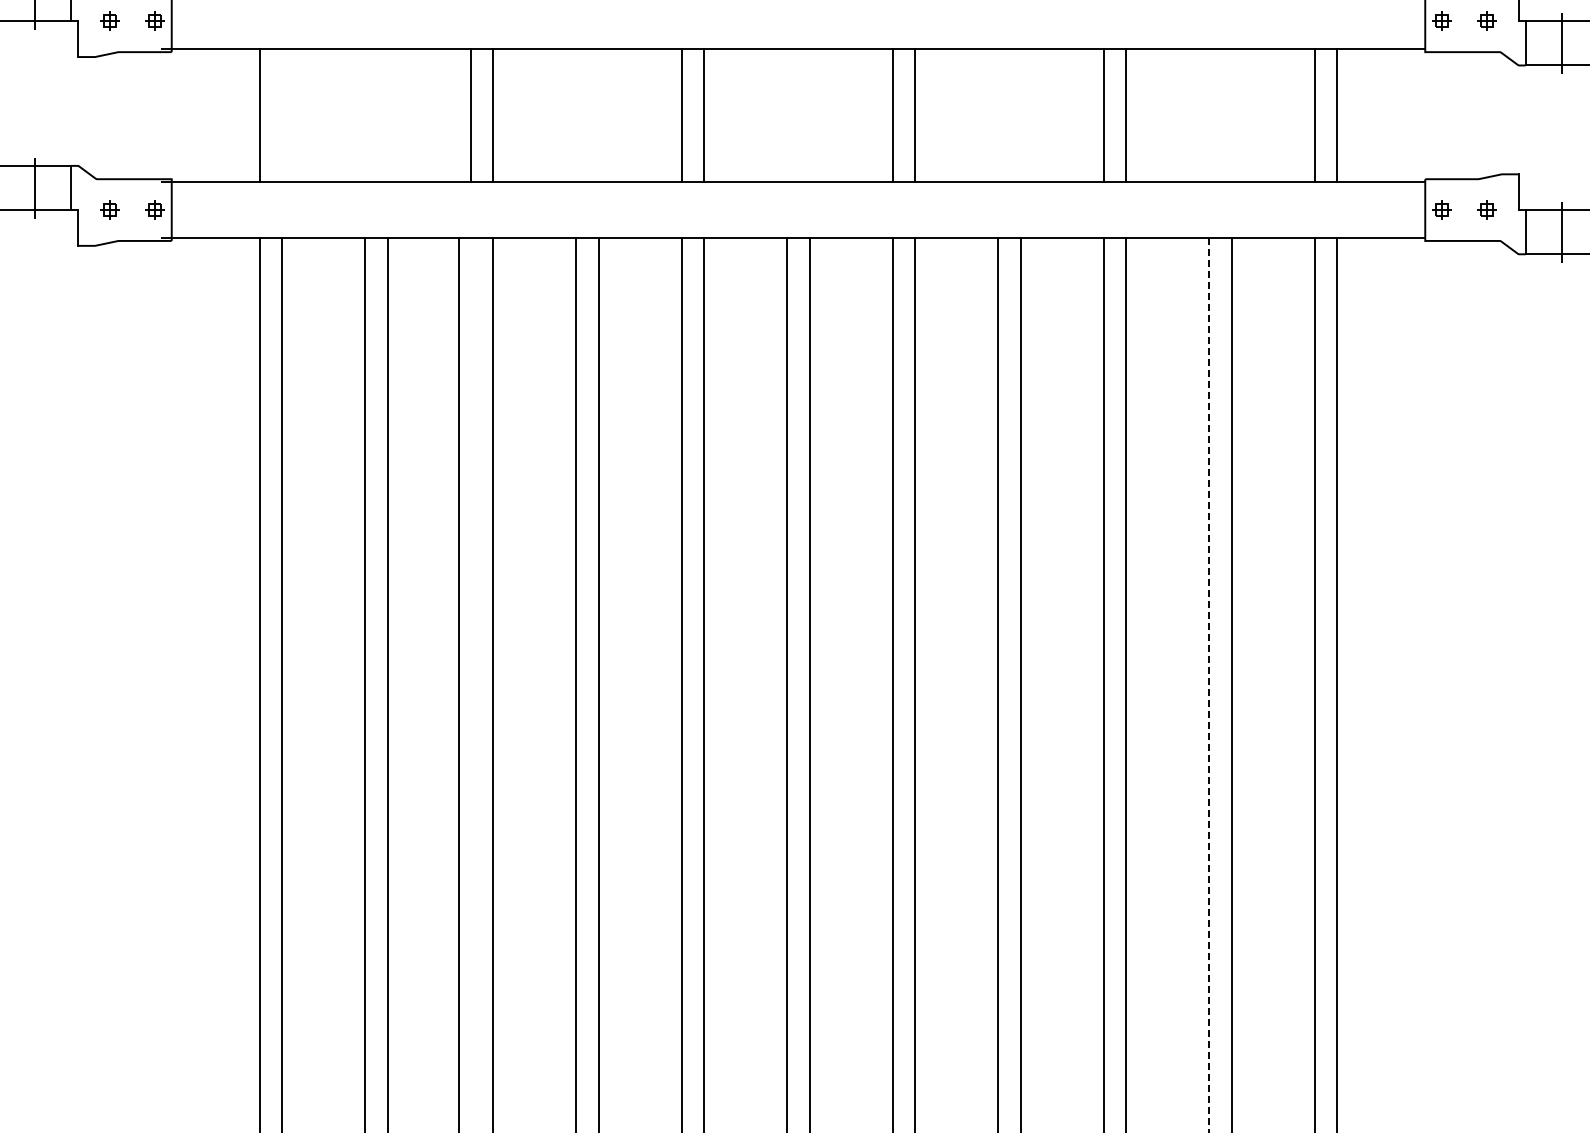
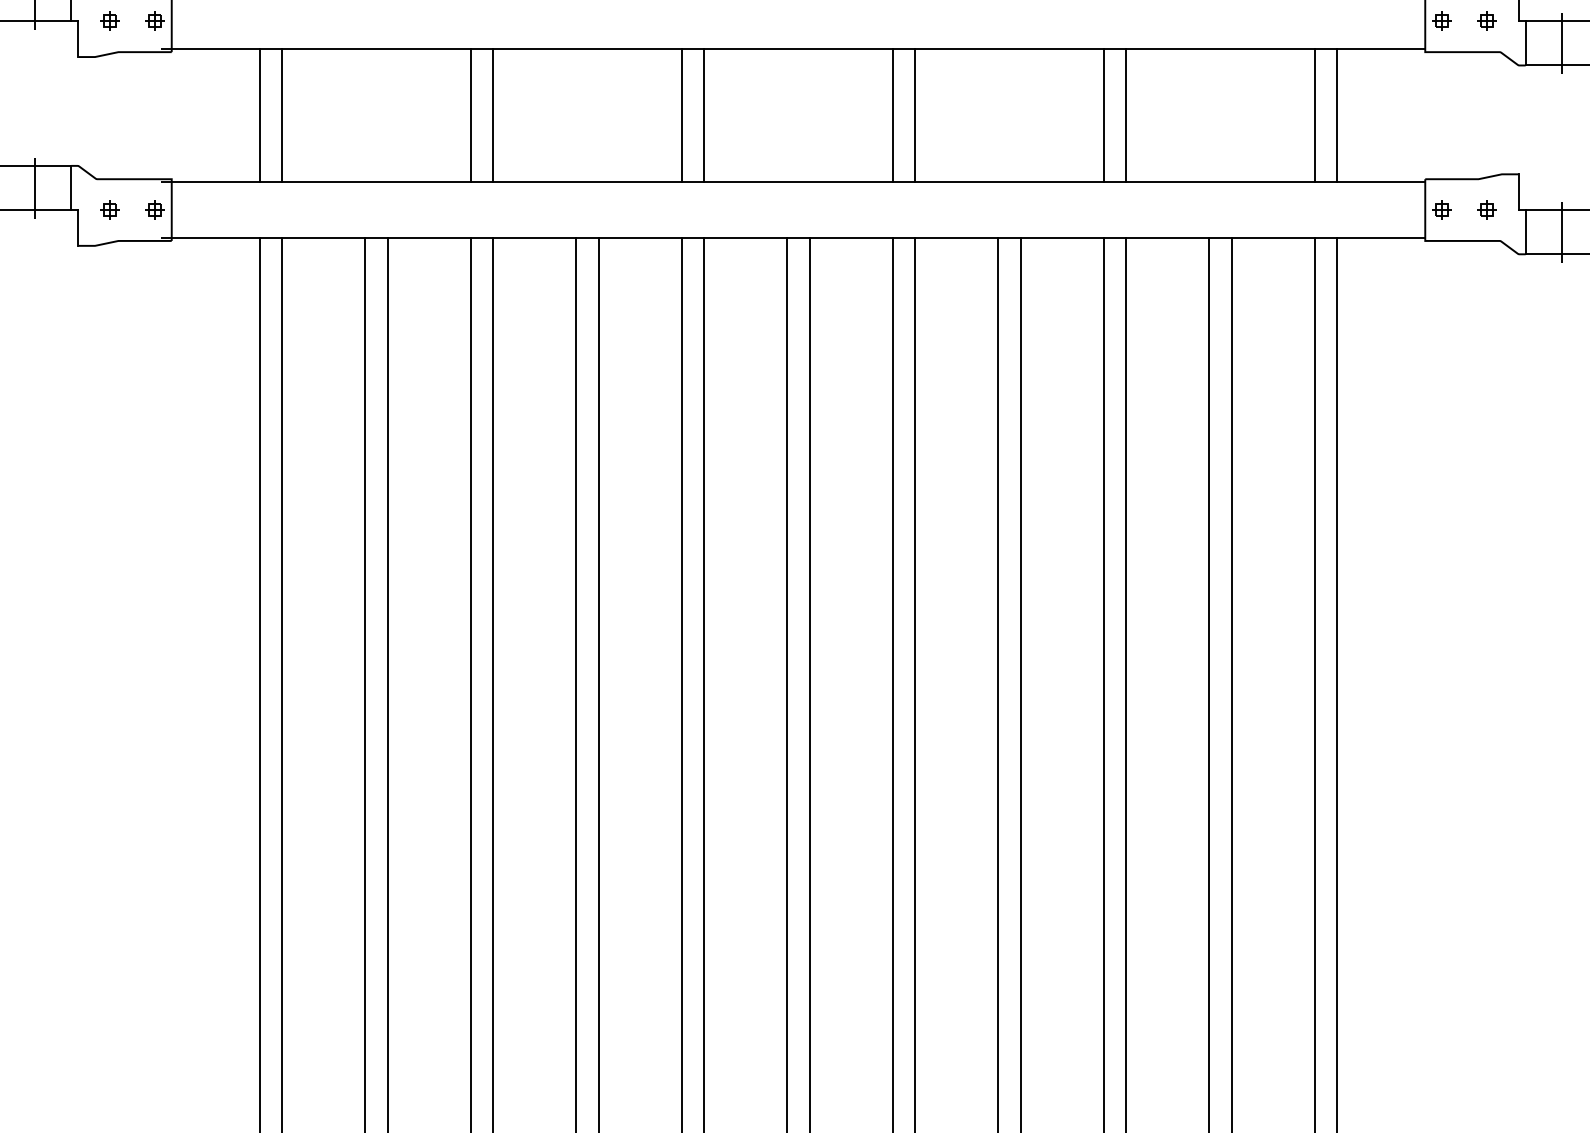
line: none -> present (282, 115)
line position: (458, 683) -> (470, 683) (470, 683)
line: dashed -> solid (1209, 685)
